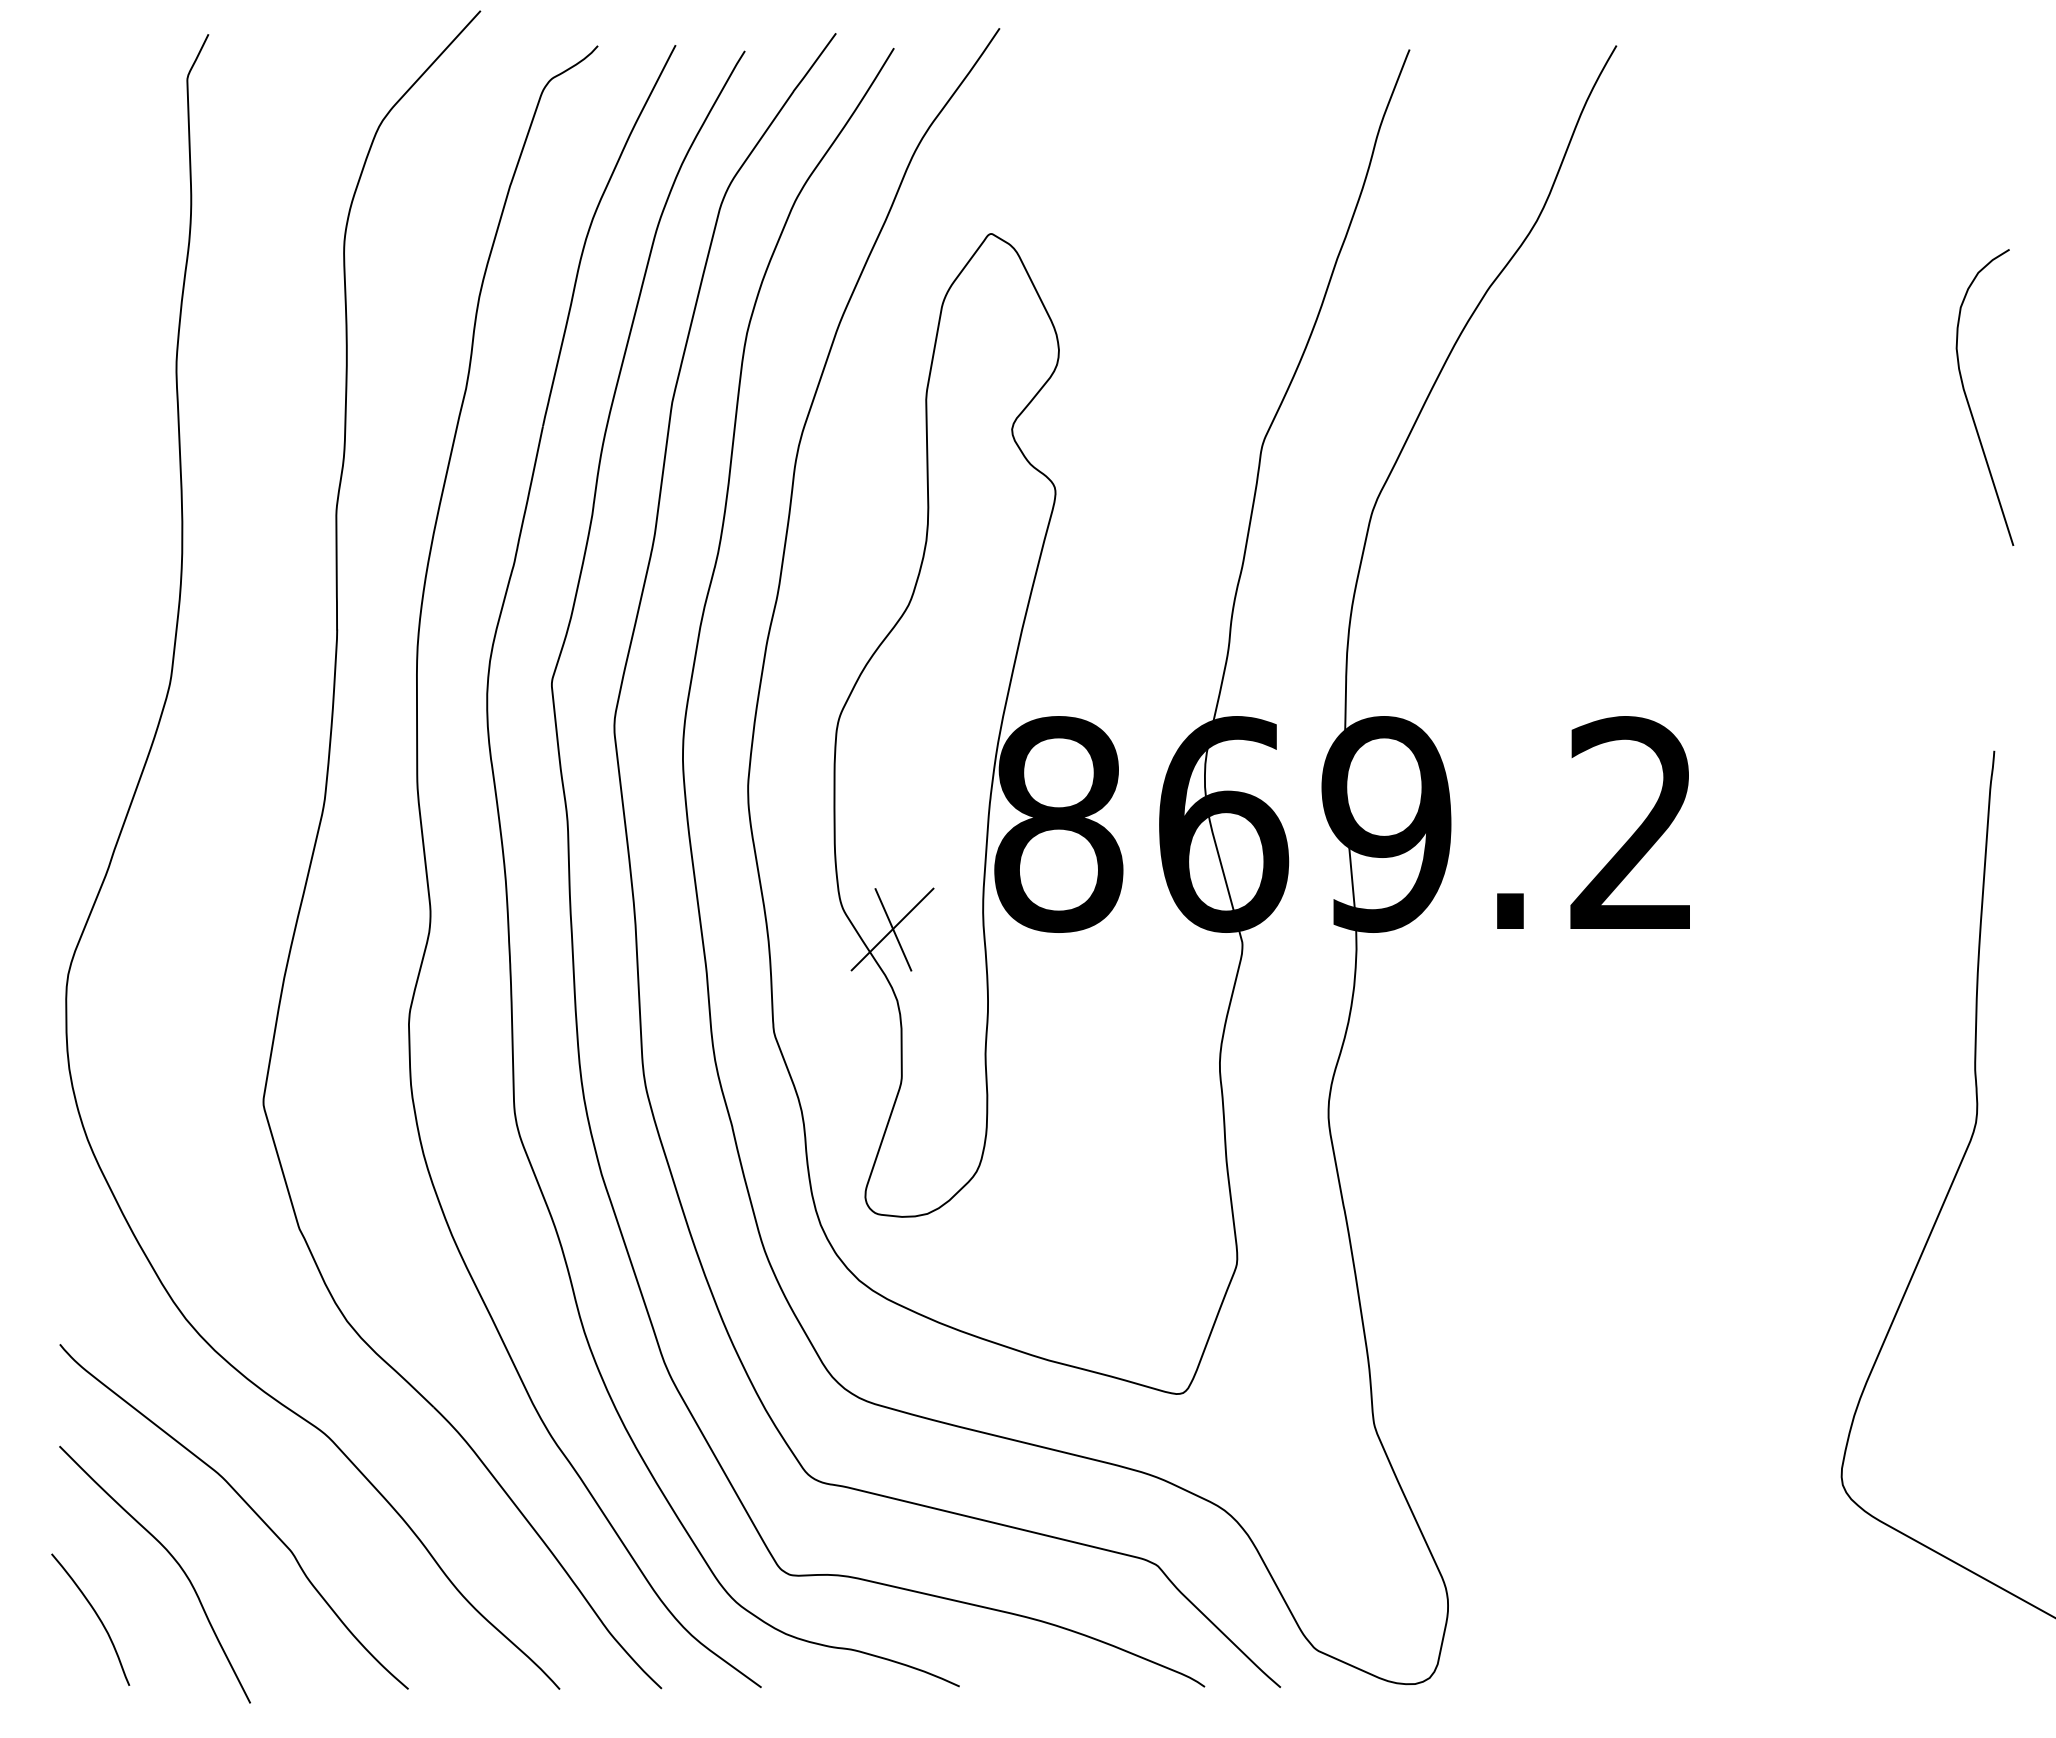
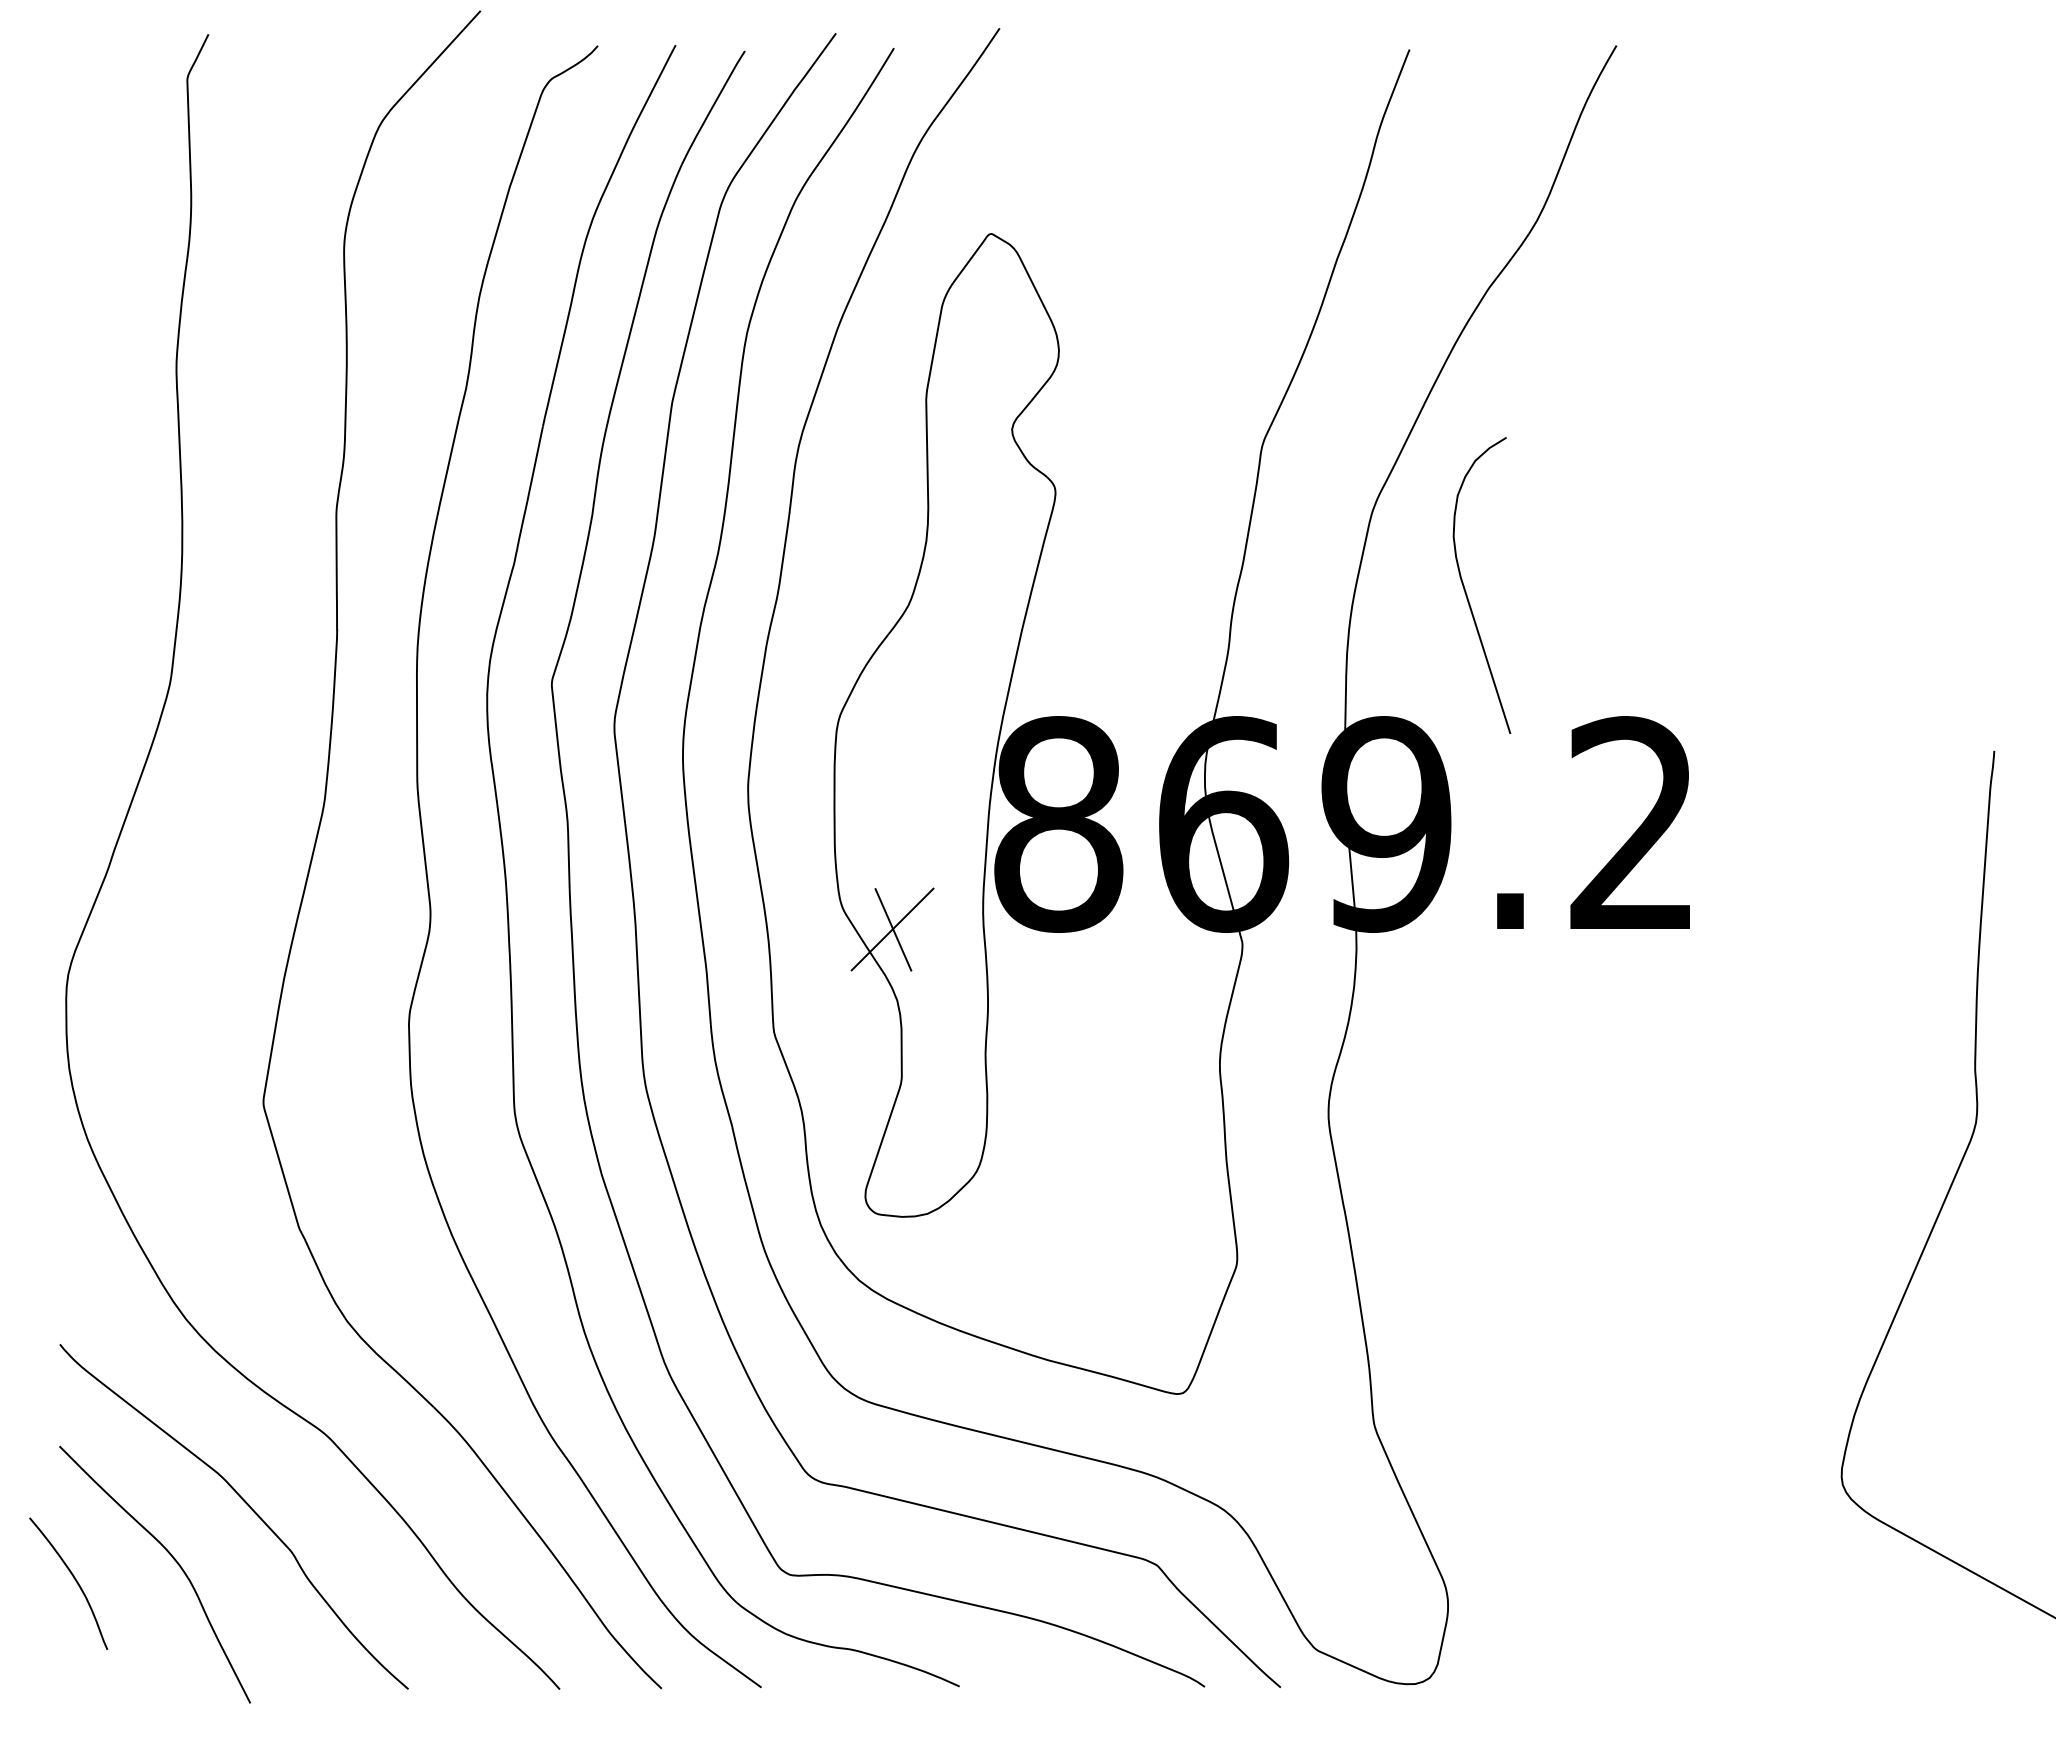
curve position: (1969, 403) -> (1466, 591) (1466, 591)
curve position: (95, 1614) -> (73, 1578) (73, 1578)
